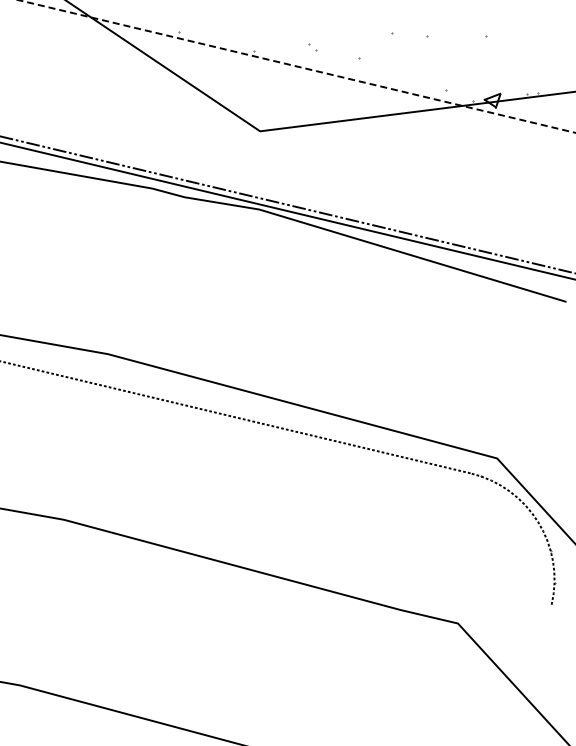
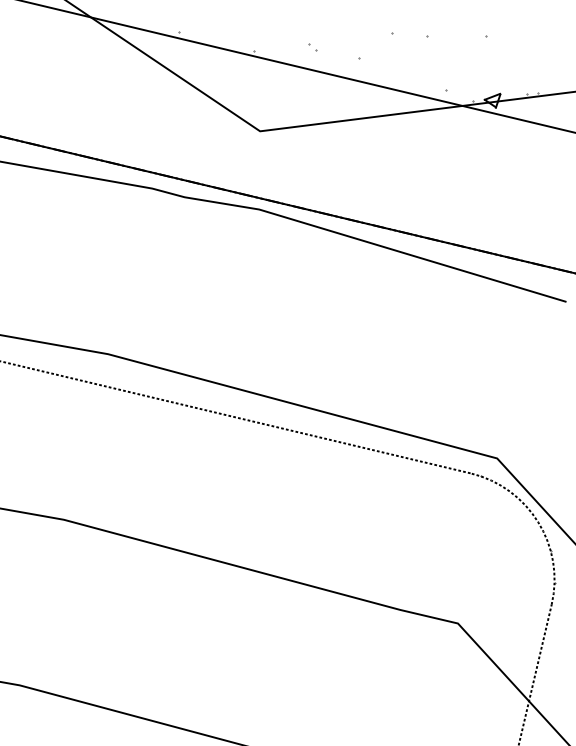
line: dashed -> solid (296, 66)
line position: (287, 210) -> (287, 204) (287, 204)
line: none -> present (535, 673)
